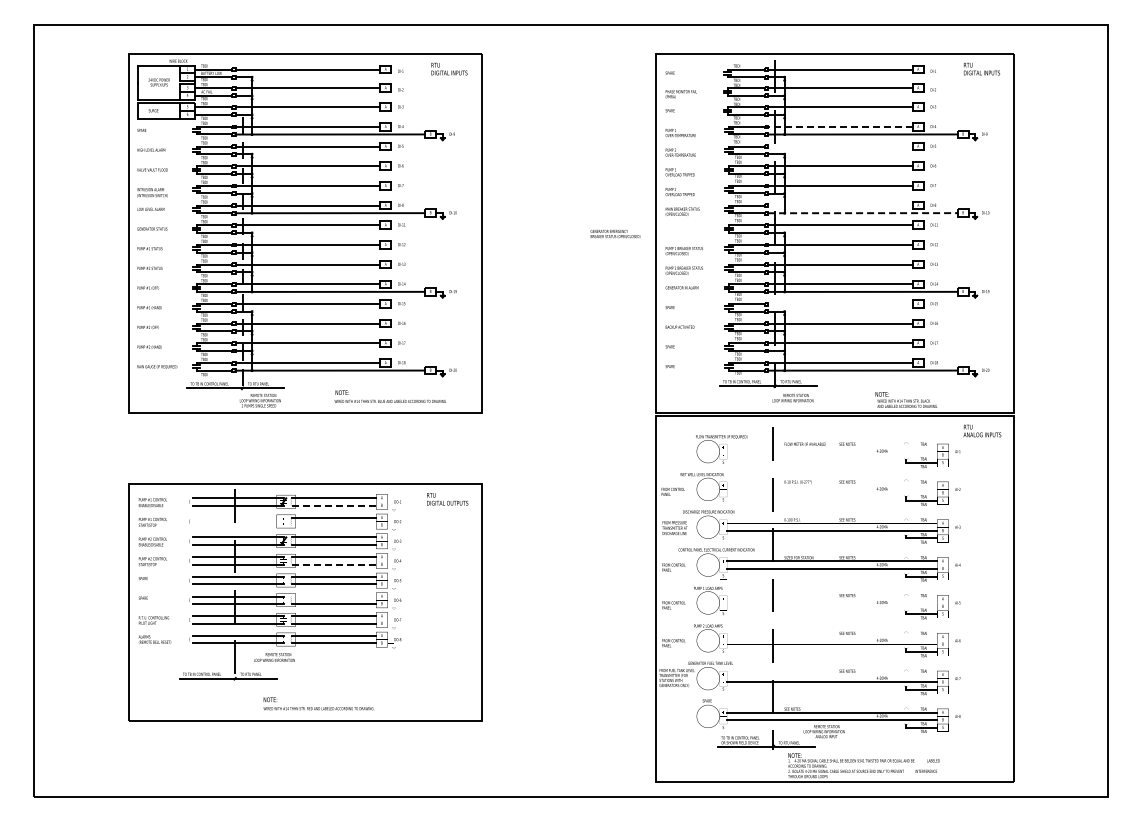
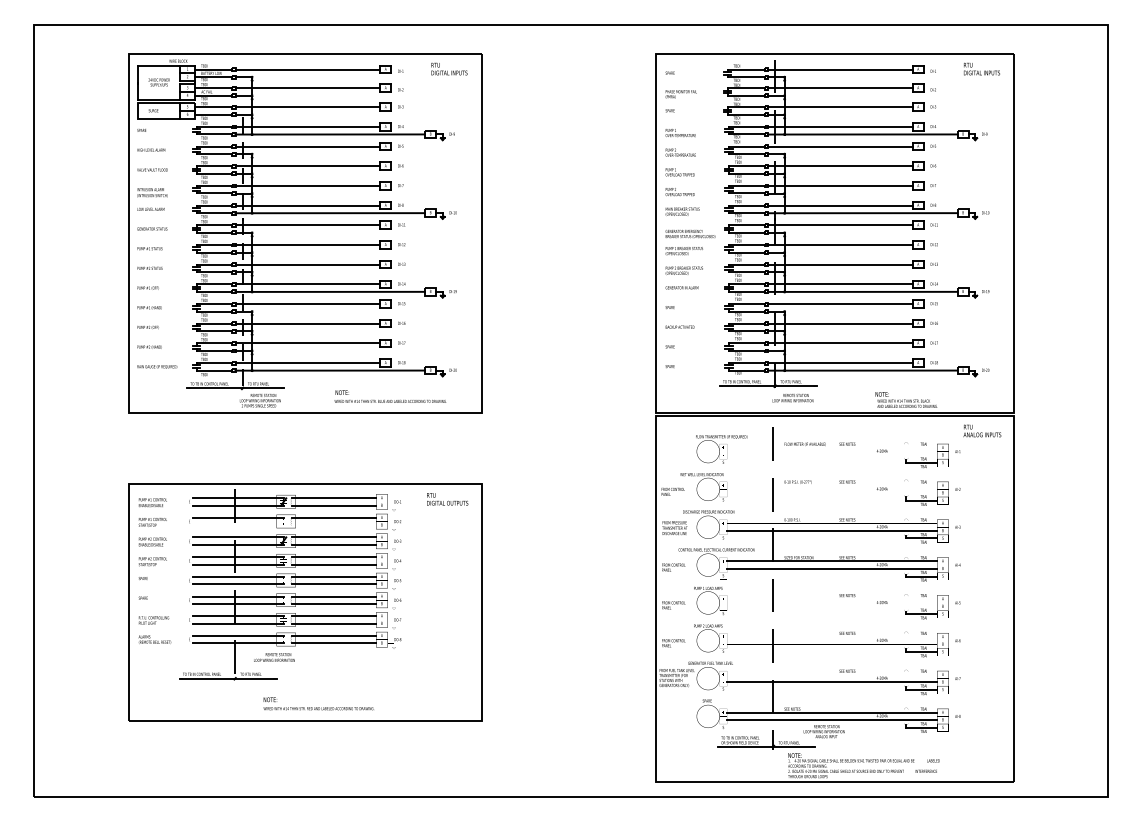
line: dashed -> solid (839, 126)
line: none -> present (840, 146)
line: none -> present (840, 205)
line: dashed -> solid (862, 213)
text position: (615, 234) -> (690, 234) (690, 234)
line: none -> present (840, 303)
line: dashed -> solid (334, 505)
line: none -> present (237, 517)
line: dashed -> solid (334, 564)
line: none -> present (333, 596)
